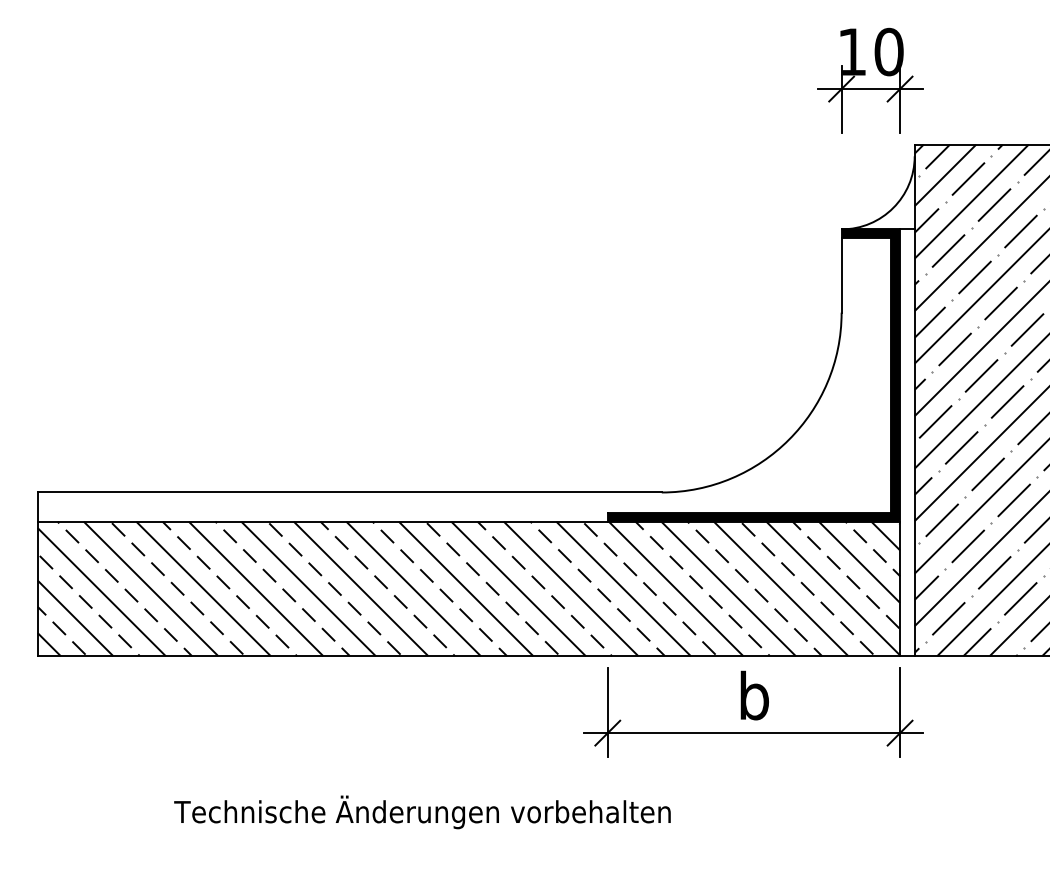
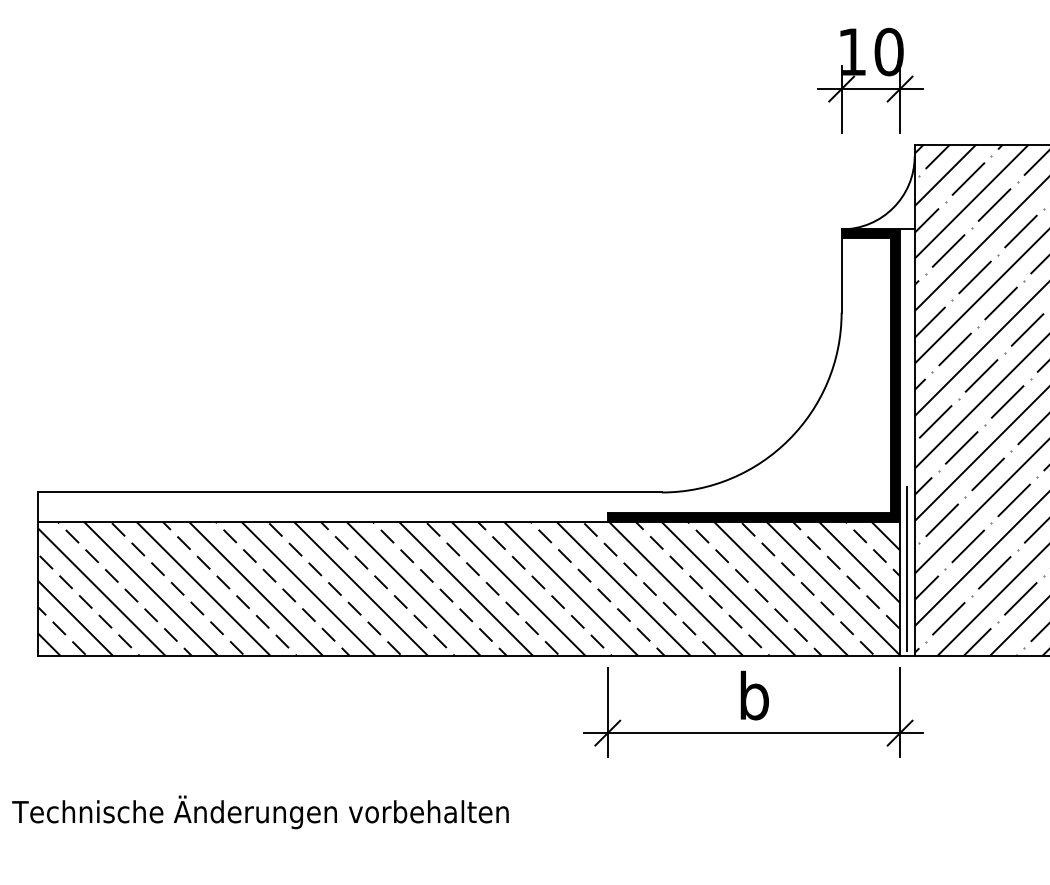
line: none -> present (907, 568)
text position: (422, 812) -> (260, 812) (260, 812)
